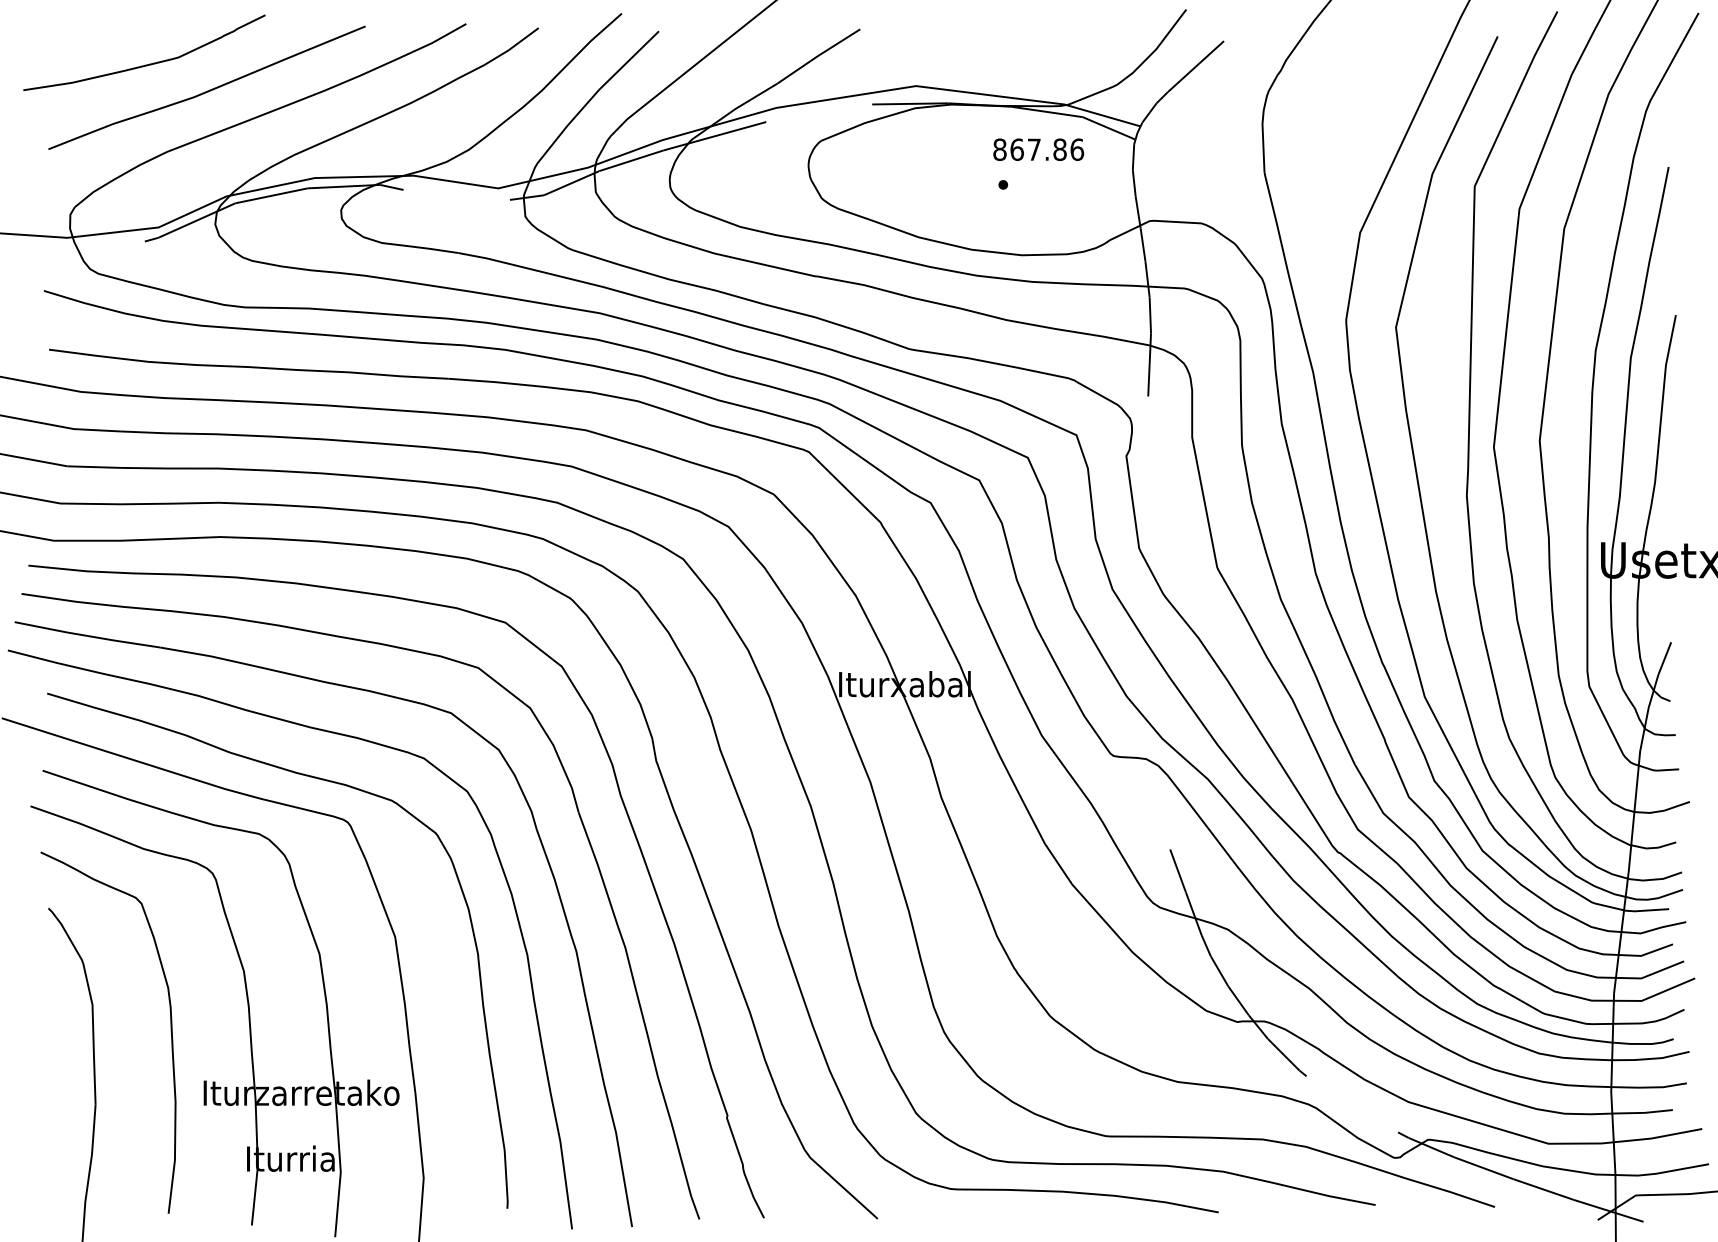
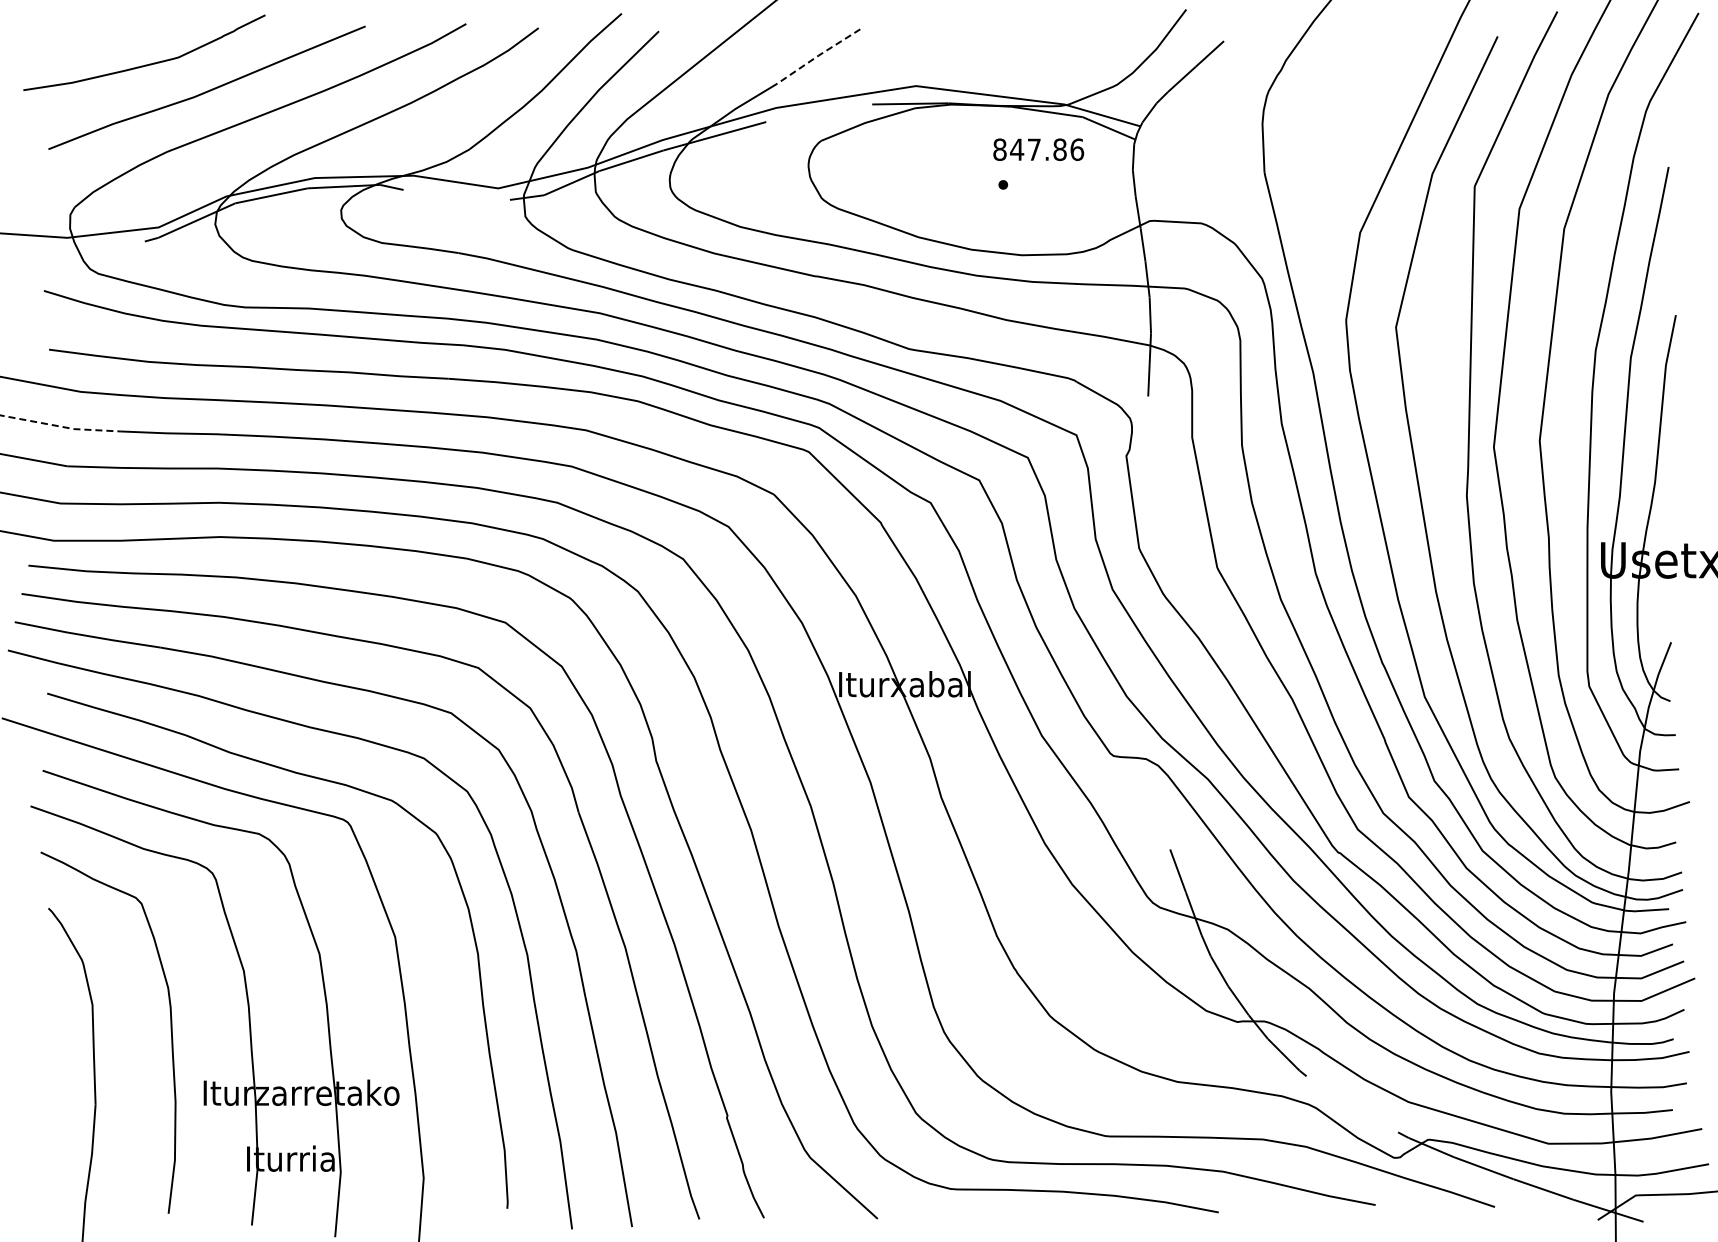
line: solid -> dashed (818, 55)
text: 867.86 -> 847.86 (1017, 149)
line: solid -> dashed (61, 426)
